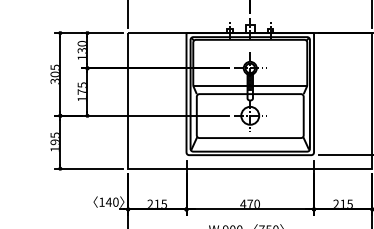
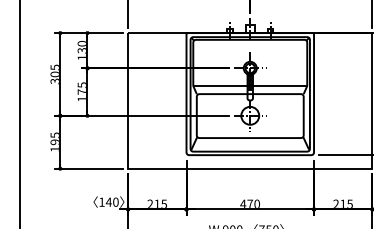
line: none -> present (19, 113)
